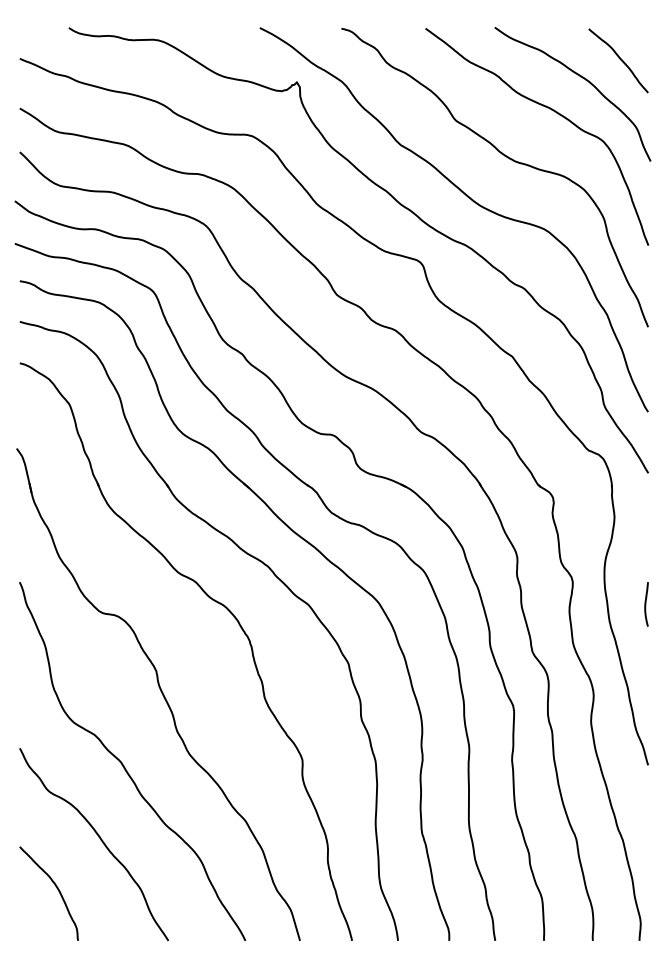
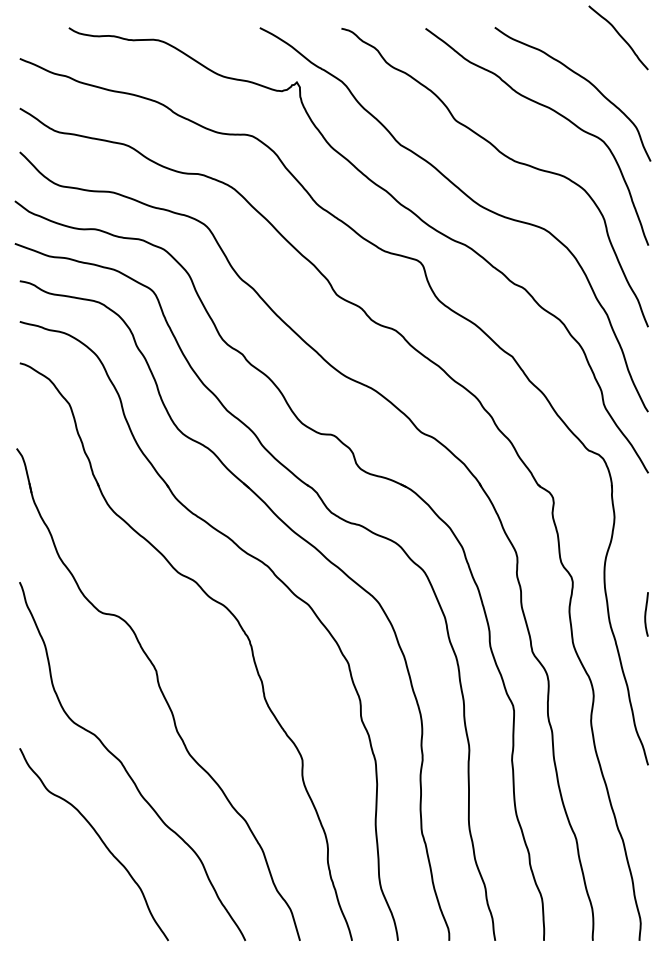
curve position: (619, 59) -> (619, 36) (619, 36)
curve position: (646, 604) -> (646, 614) (646, 614)
curve: present -> none (56, 888)
